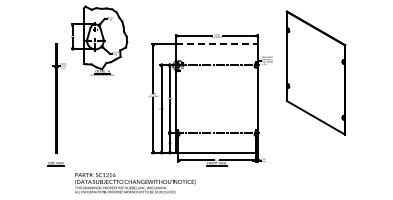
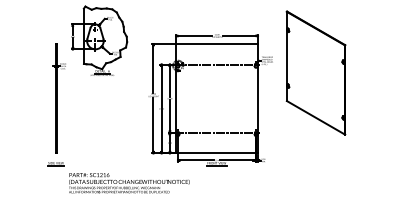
line: dashed -> solid (217, 44)
text position: (135, 183) -> (129, 183) (129, 183)
